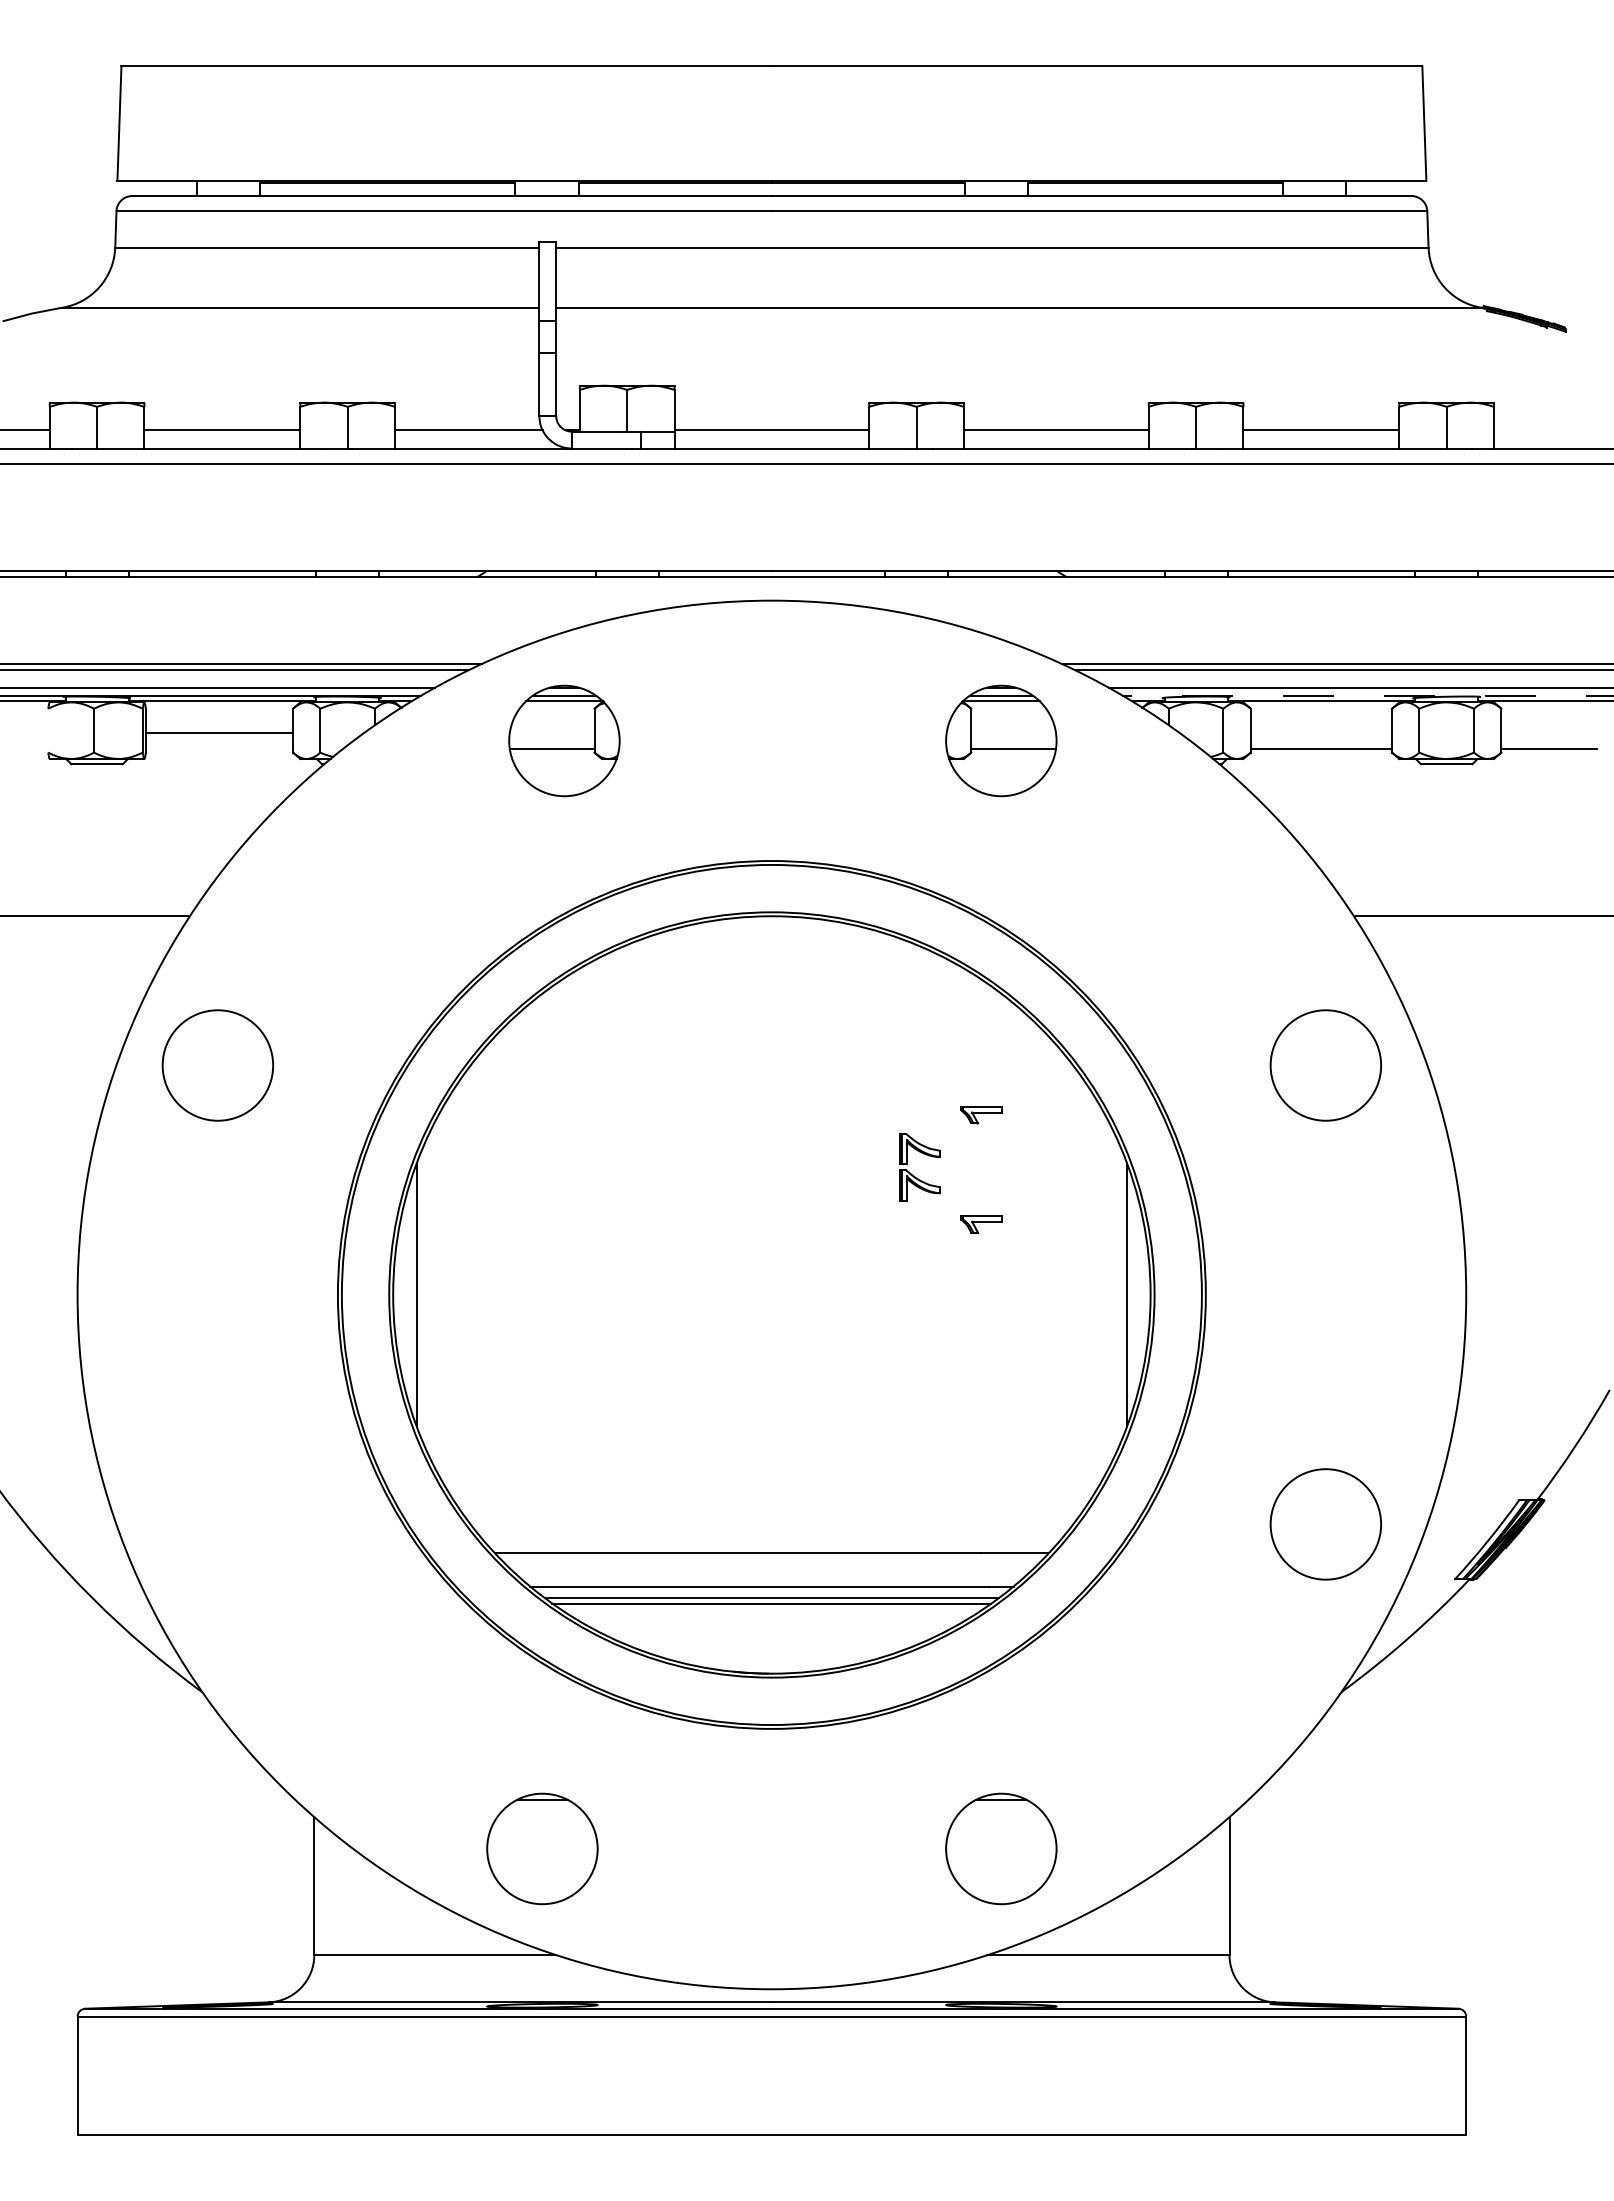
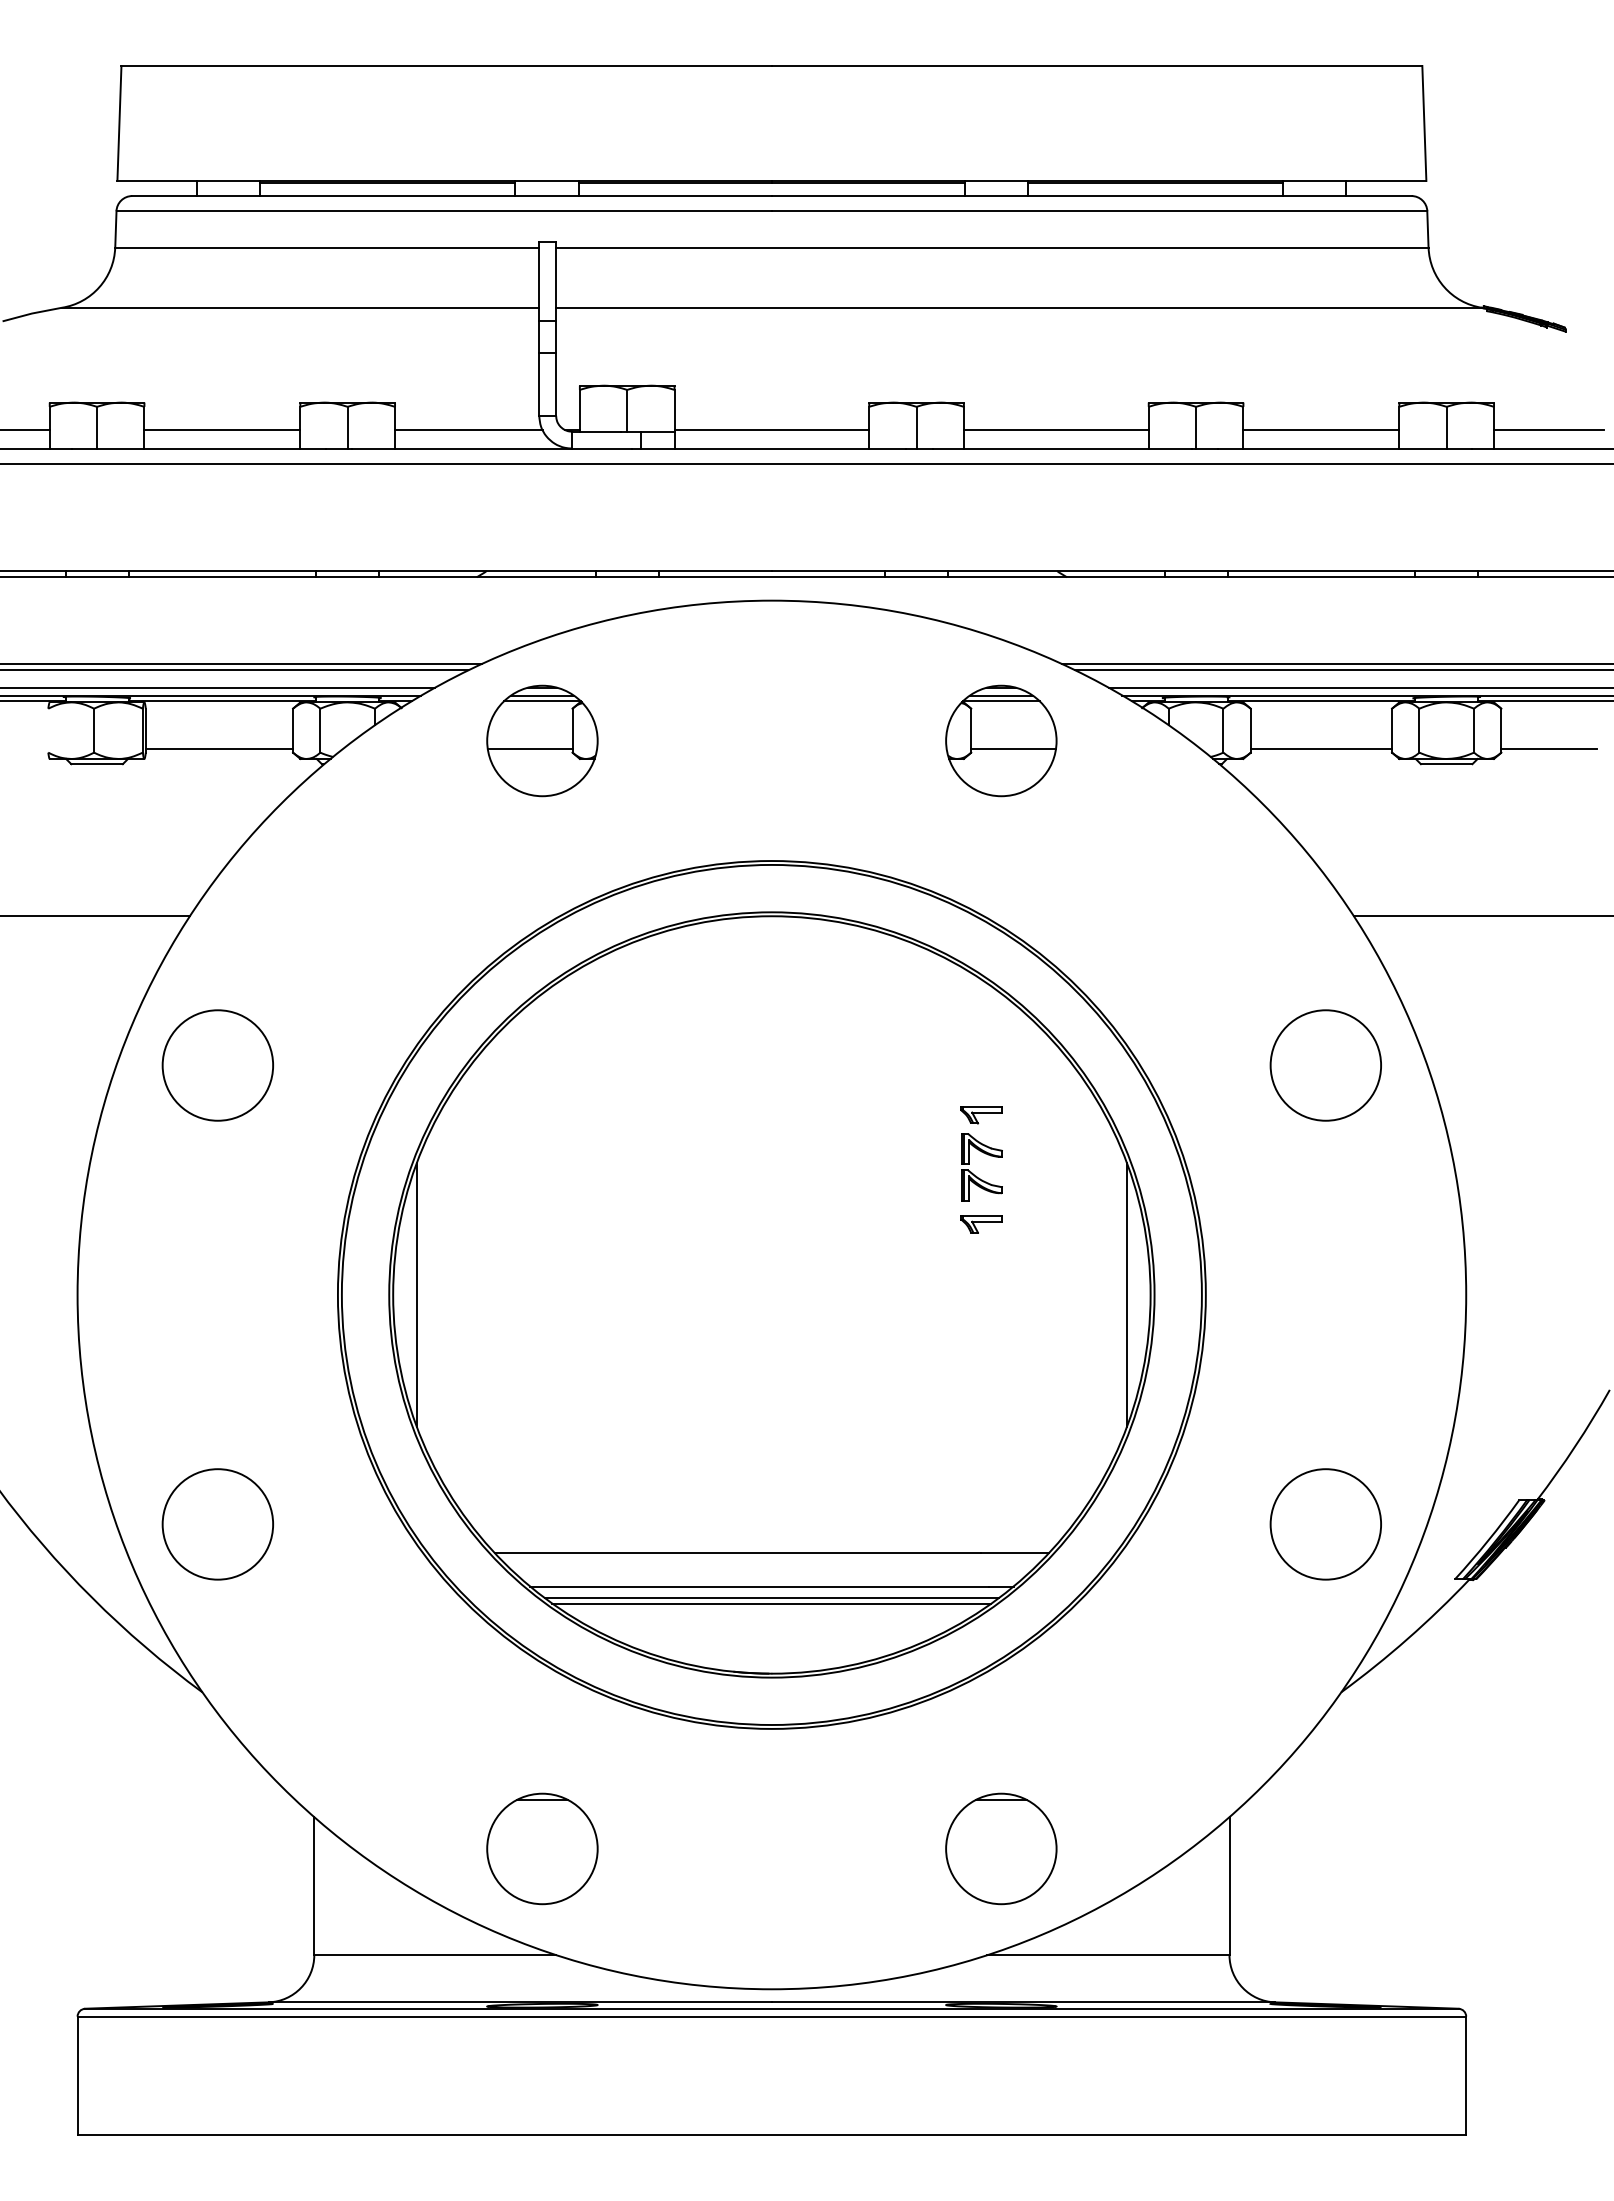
line: none -> present (1549, 430)
line: dashed -> solid (1367, 695)
line position: (219, 732) -> (219, 748) (219, 748)
part position: (564, 740) -> (542, 740) (542, 740)
part position: (914, 1175) -> (976, 1175) (976, 1175)
circle: none -> present (217, 1524)
